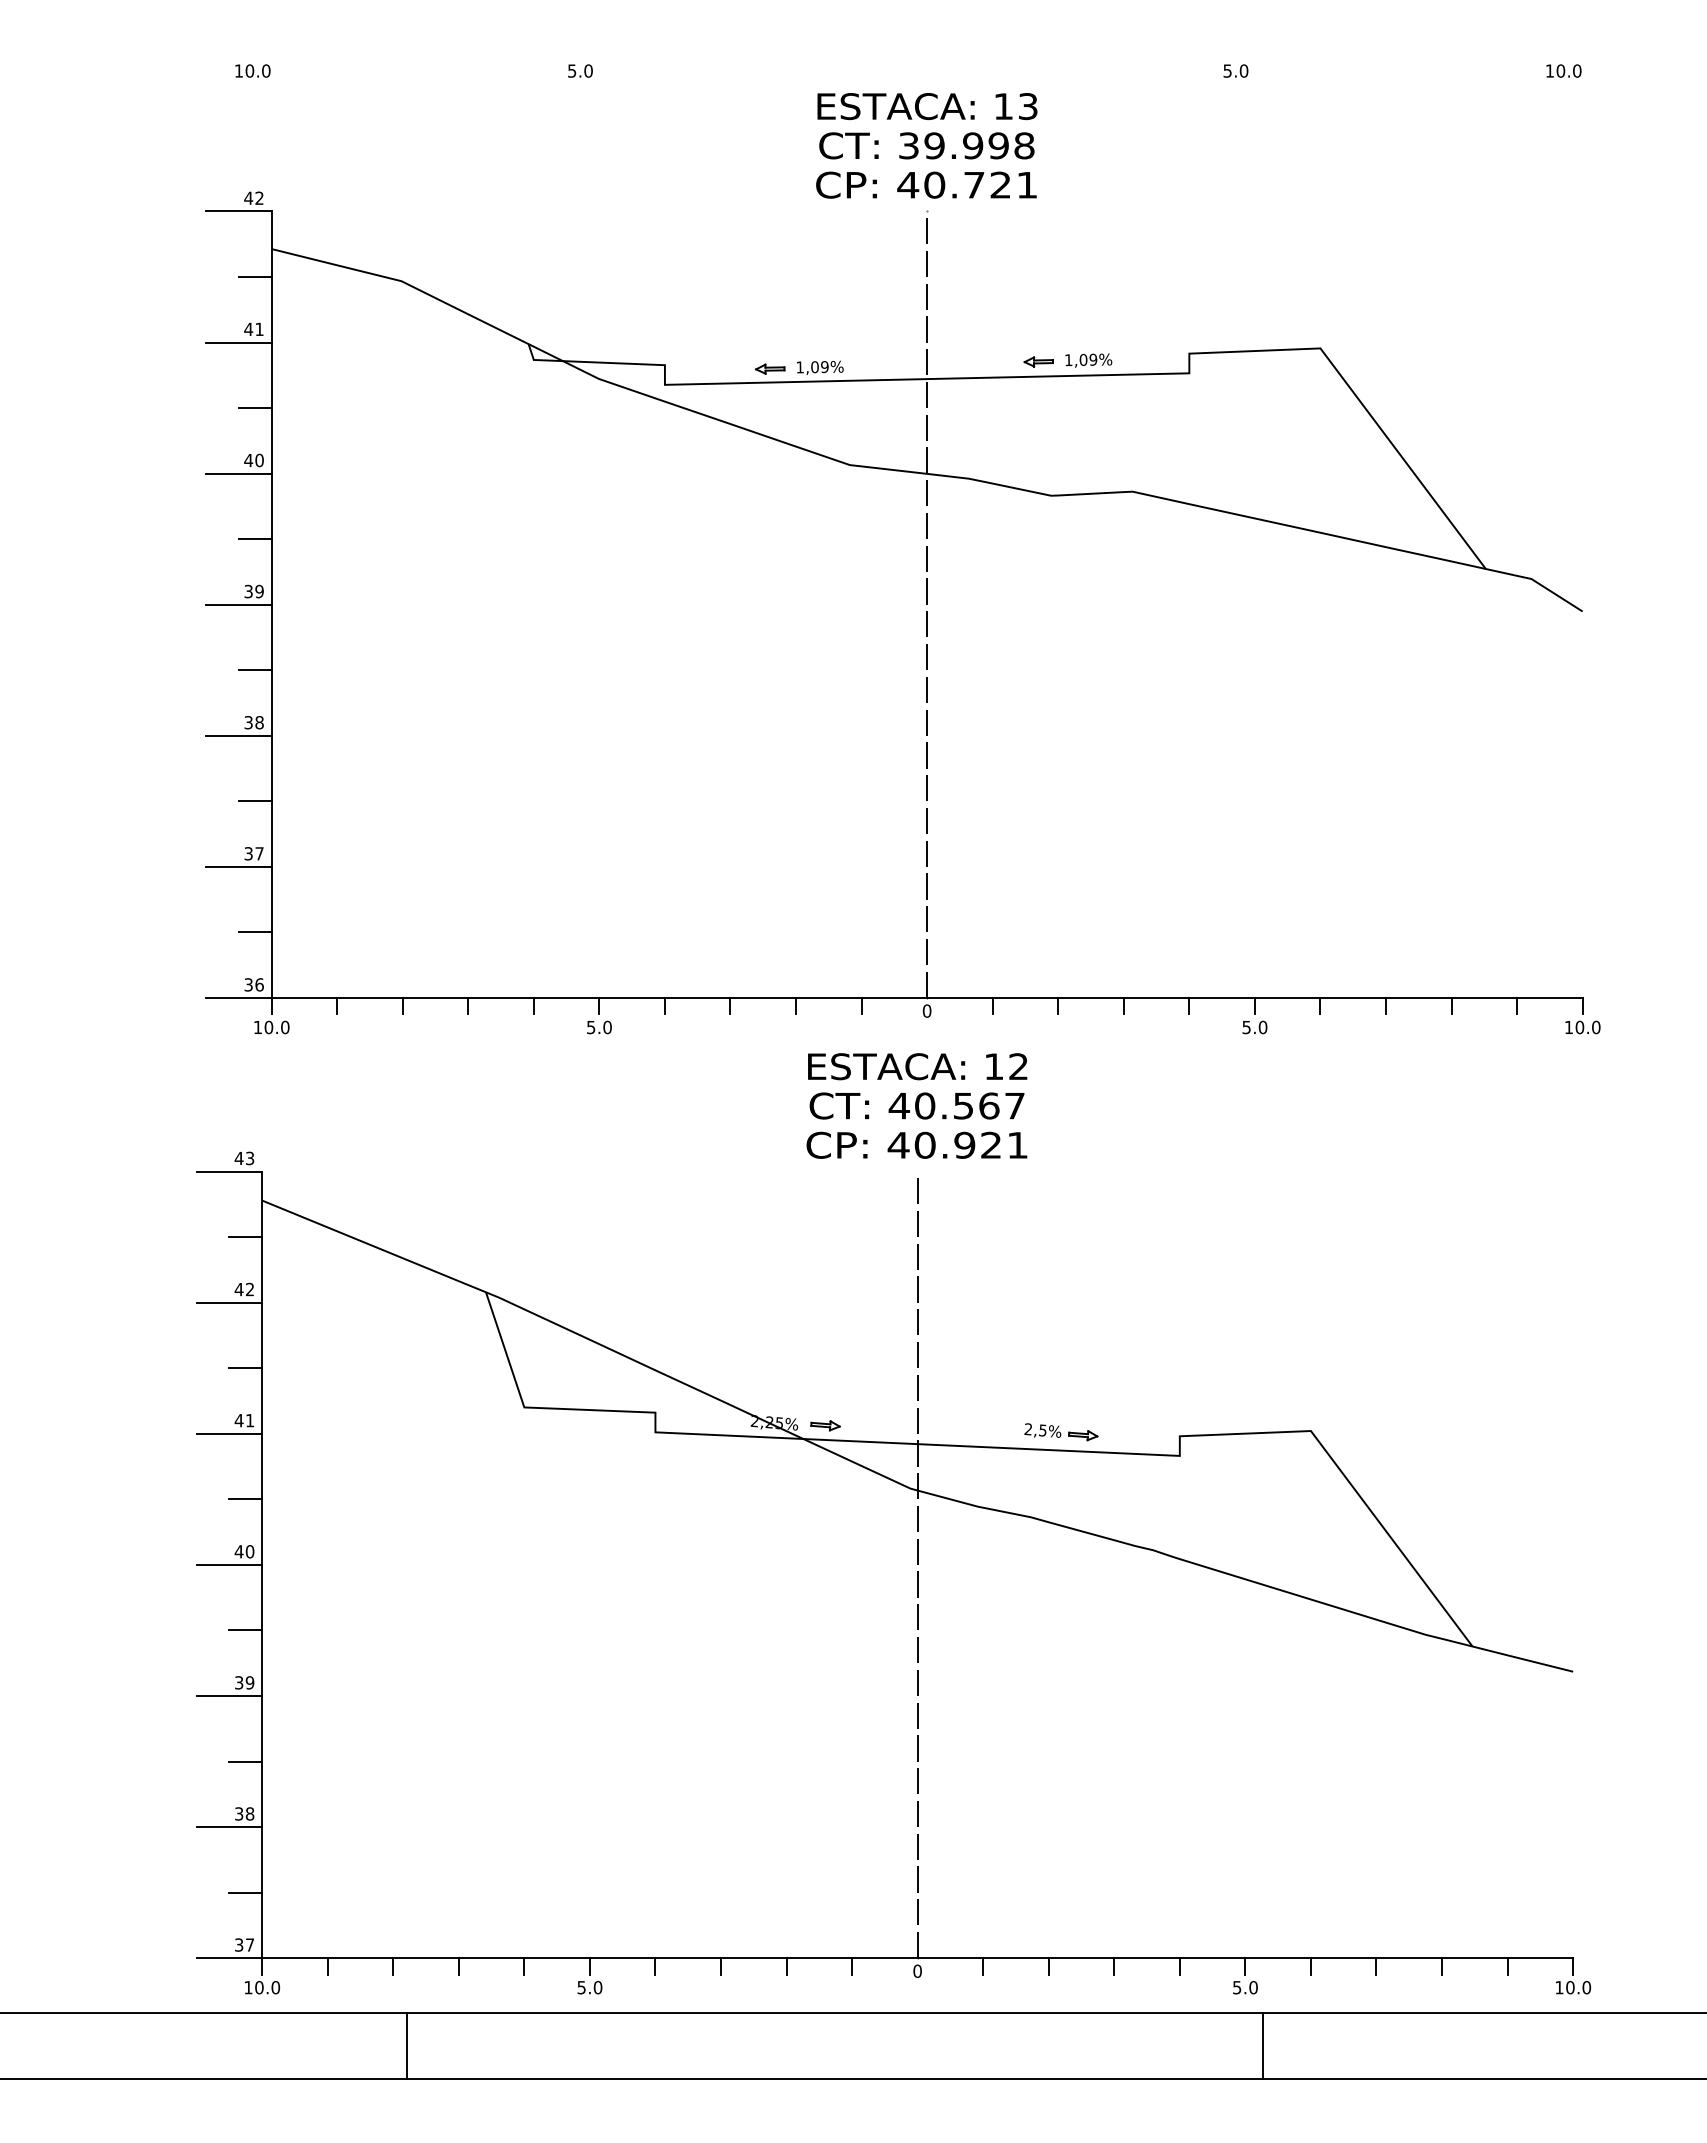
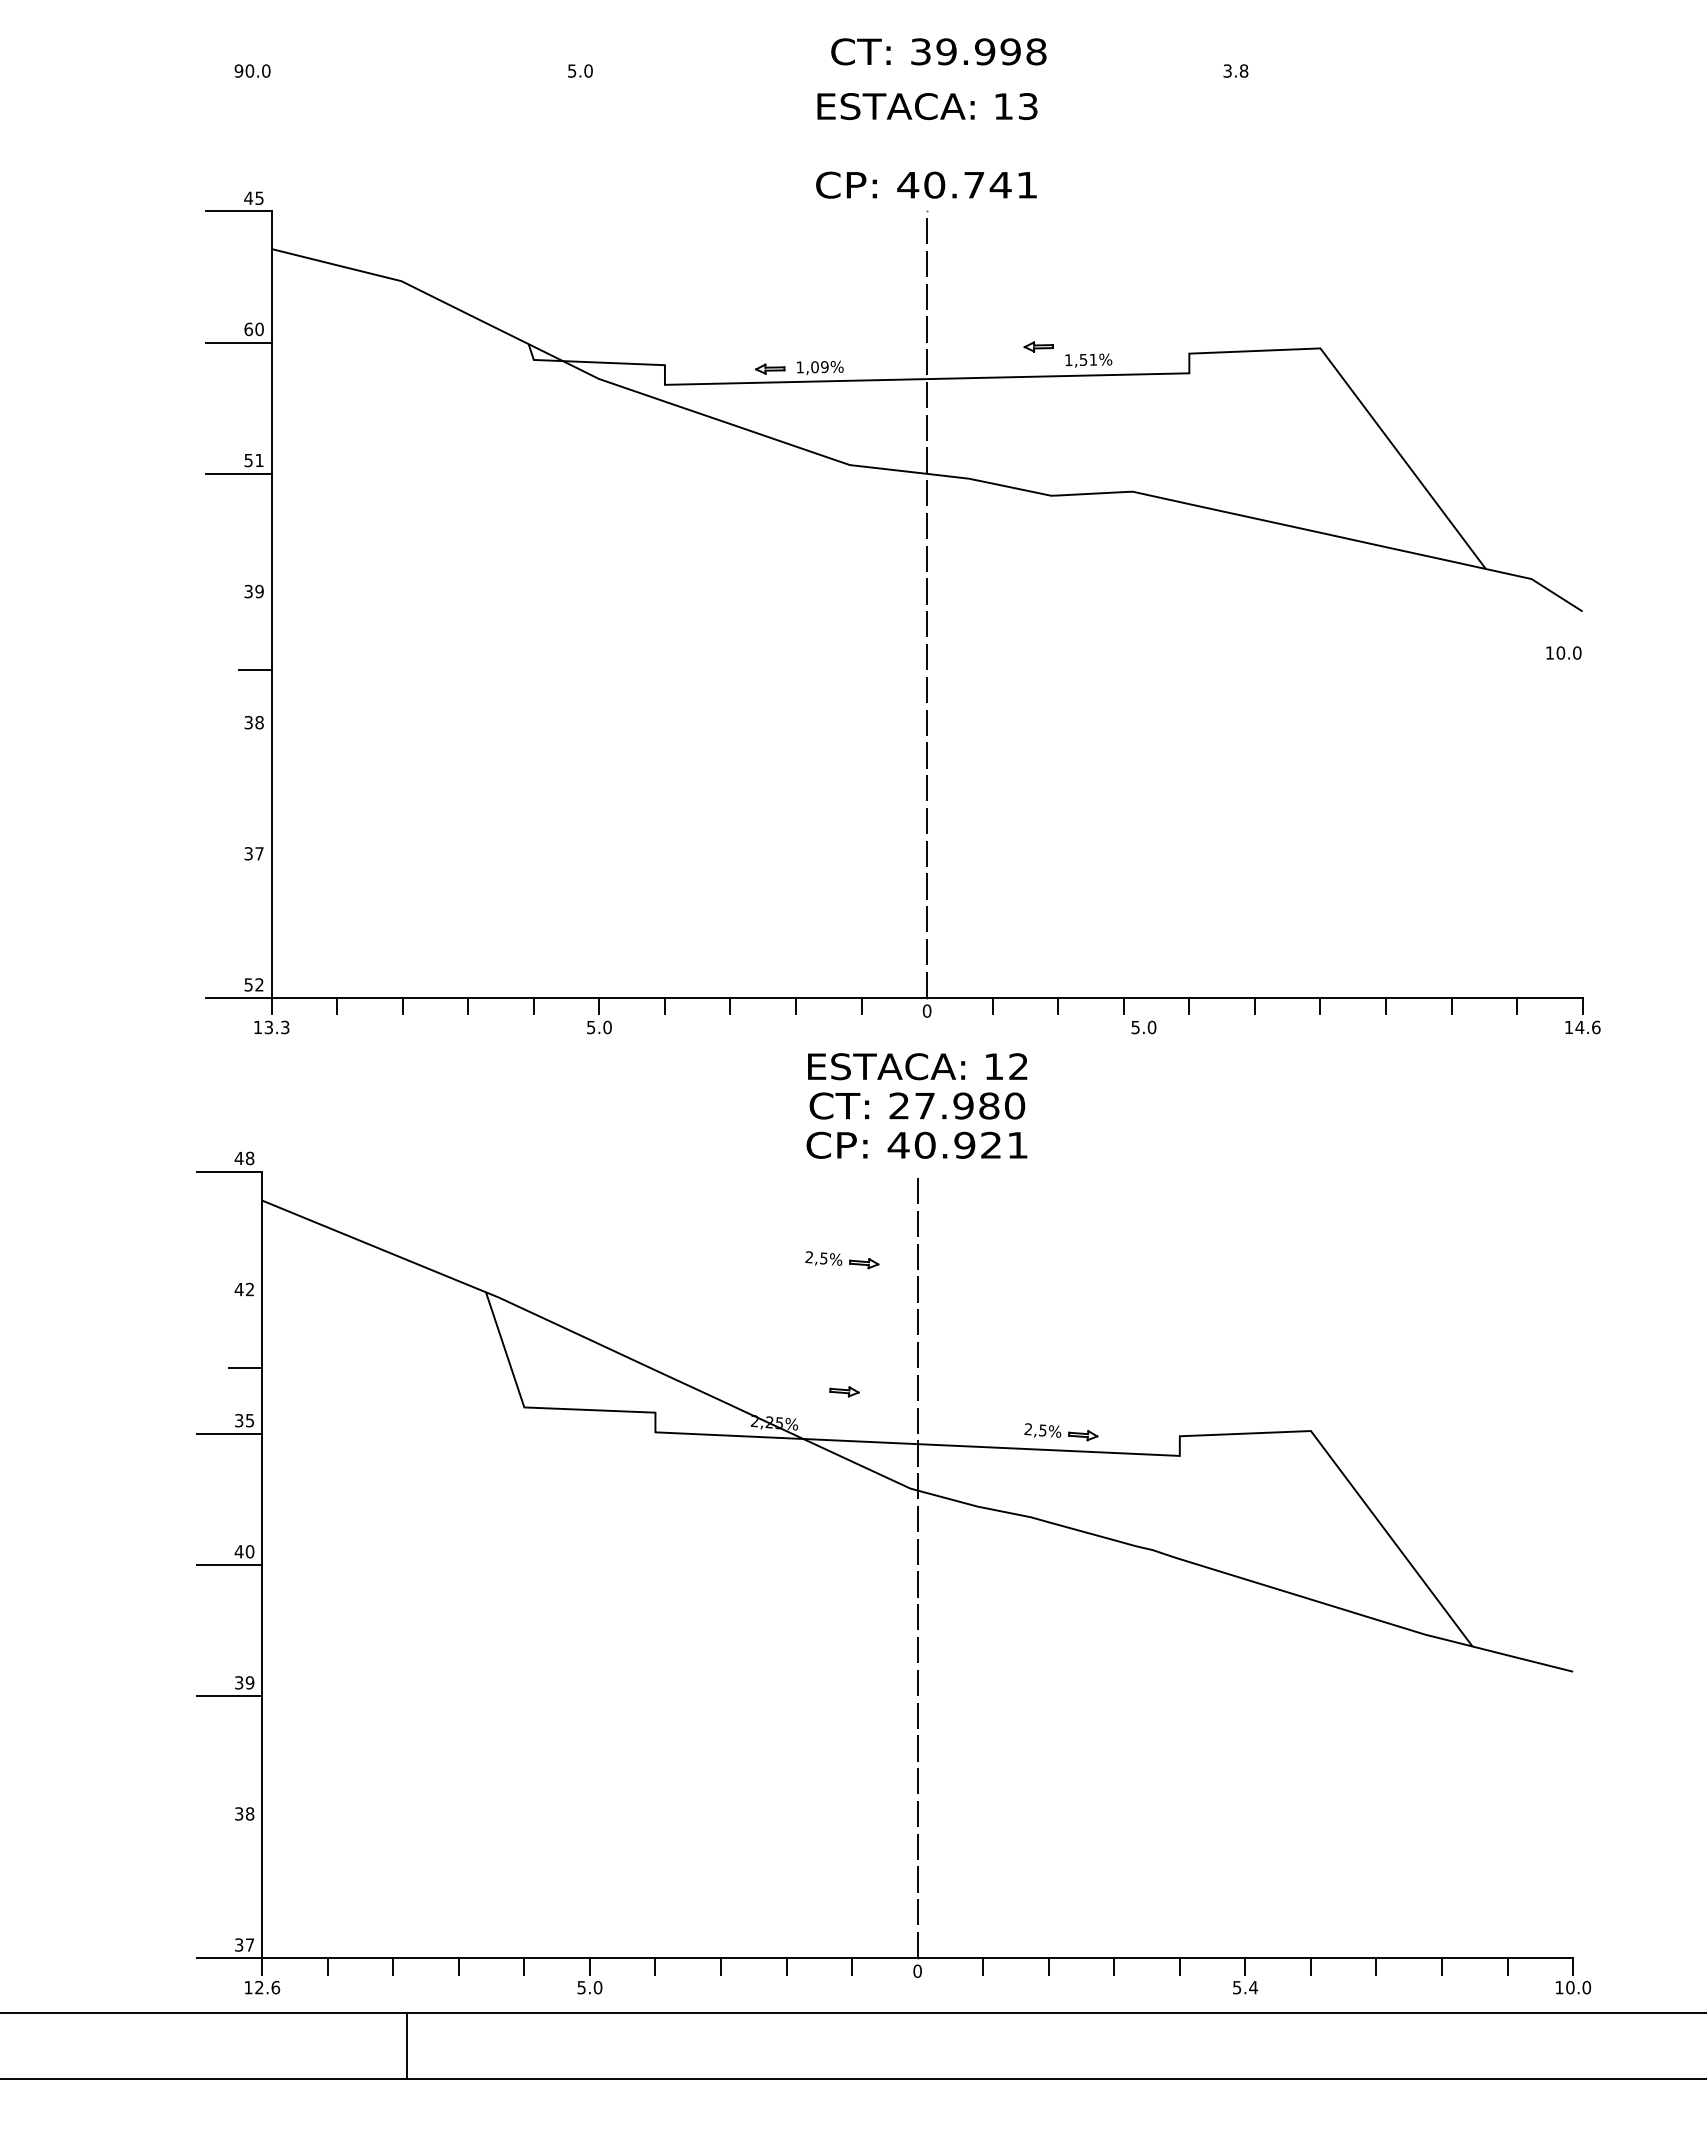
text: 10.0 -> 90.0 (238, 70)
text: 5.0 -> 3.8 (1236, 70)
text position: (1563, 70) -> (1563, 652) (1563, 652)
text position: (926, 145) -> (938, 51) (938, 51)
text: 40.721 -> 40.741 (1000, 184)
text: 42 -> 45 (259, 197)
line: present -> none (254, 276)
text: 41 -> 60 (253, 329)
text: 1,09% -> 1,51% (1088, 359)
part position: (1038, 361) -> (1038, 346) (1038, 346)
line: present -> none (254, 408)
text: 40 -> 51 (253, 460)
line: present -> none (254, 539)
line: present -> none (238, 604)
line: present -> none (238, 735)
line: present -> none (254, 801)
line: present -> none (238, 866)
line: present -> none (254, 932)
text: 36 -> 52 (254, 984)
text: 10.0 -> 13.3 (276, 1027)
text position: (1254, 1027) -> (1143, 1027) (1143, 1027)
text: 10.0 -> 14.6 (1587, 1027)
text: 40.567 -> 27.980 (956, 1105)
text: 43 -> 48 (249, 1158)
line: present -> none (245, 1237)
part: none -> present (842, 1260)
line: present -> none (229, 1302)
text: 41 -> 35 (243, 1420)
part position: (825, 1425) -> (844, 1391) (844, 1391)
line: present -> none (245, 1499)
line: present -> none (245, 1630)
line: present -> none (245, 1761)
line: present -> none (229, 1827)
line: present -> none (245, 1892)
text: 10.0 -> 12.6 (267, 1987)
text: 5.0 -> 5.4 (1253, 1987)
line: present -> none (1262, 2045)
